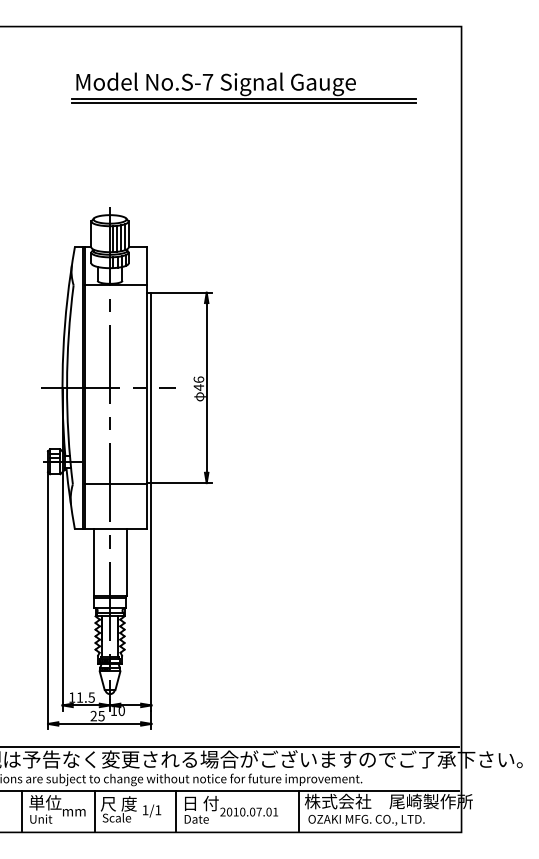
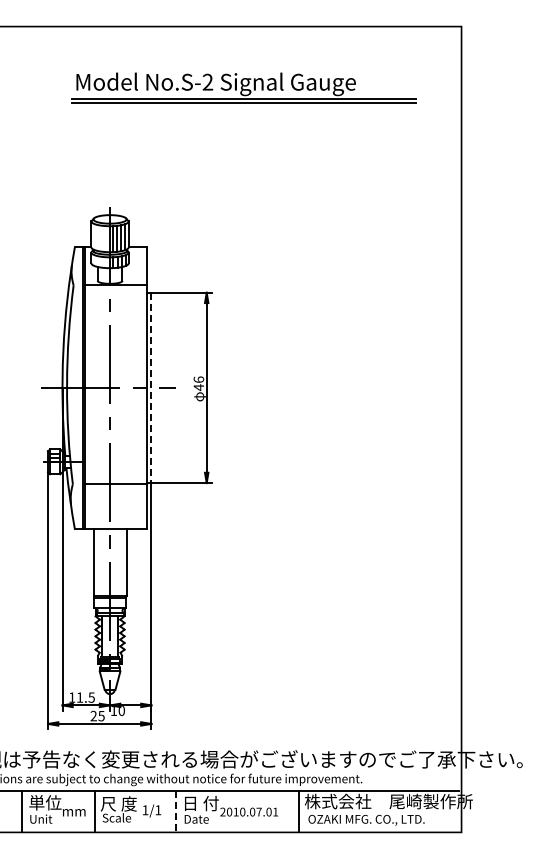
text: No.S-7 -> No.S-2 (207, 81)
line: solid -> dashed (151, 388)
line: present -> none (230, 746)
line: solid -> dashed (175, 811)
